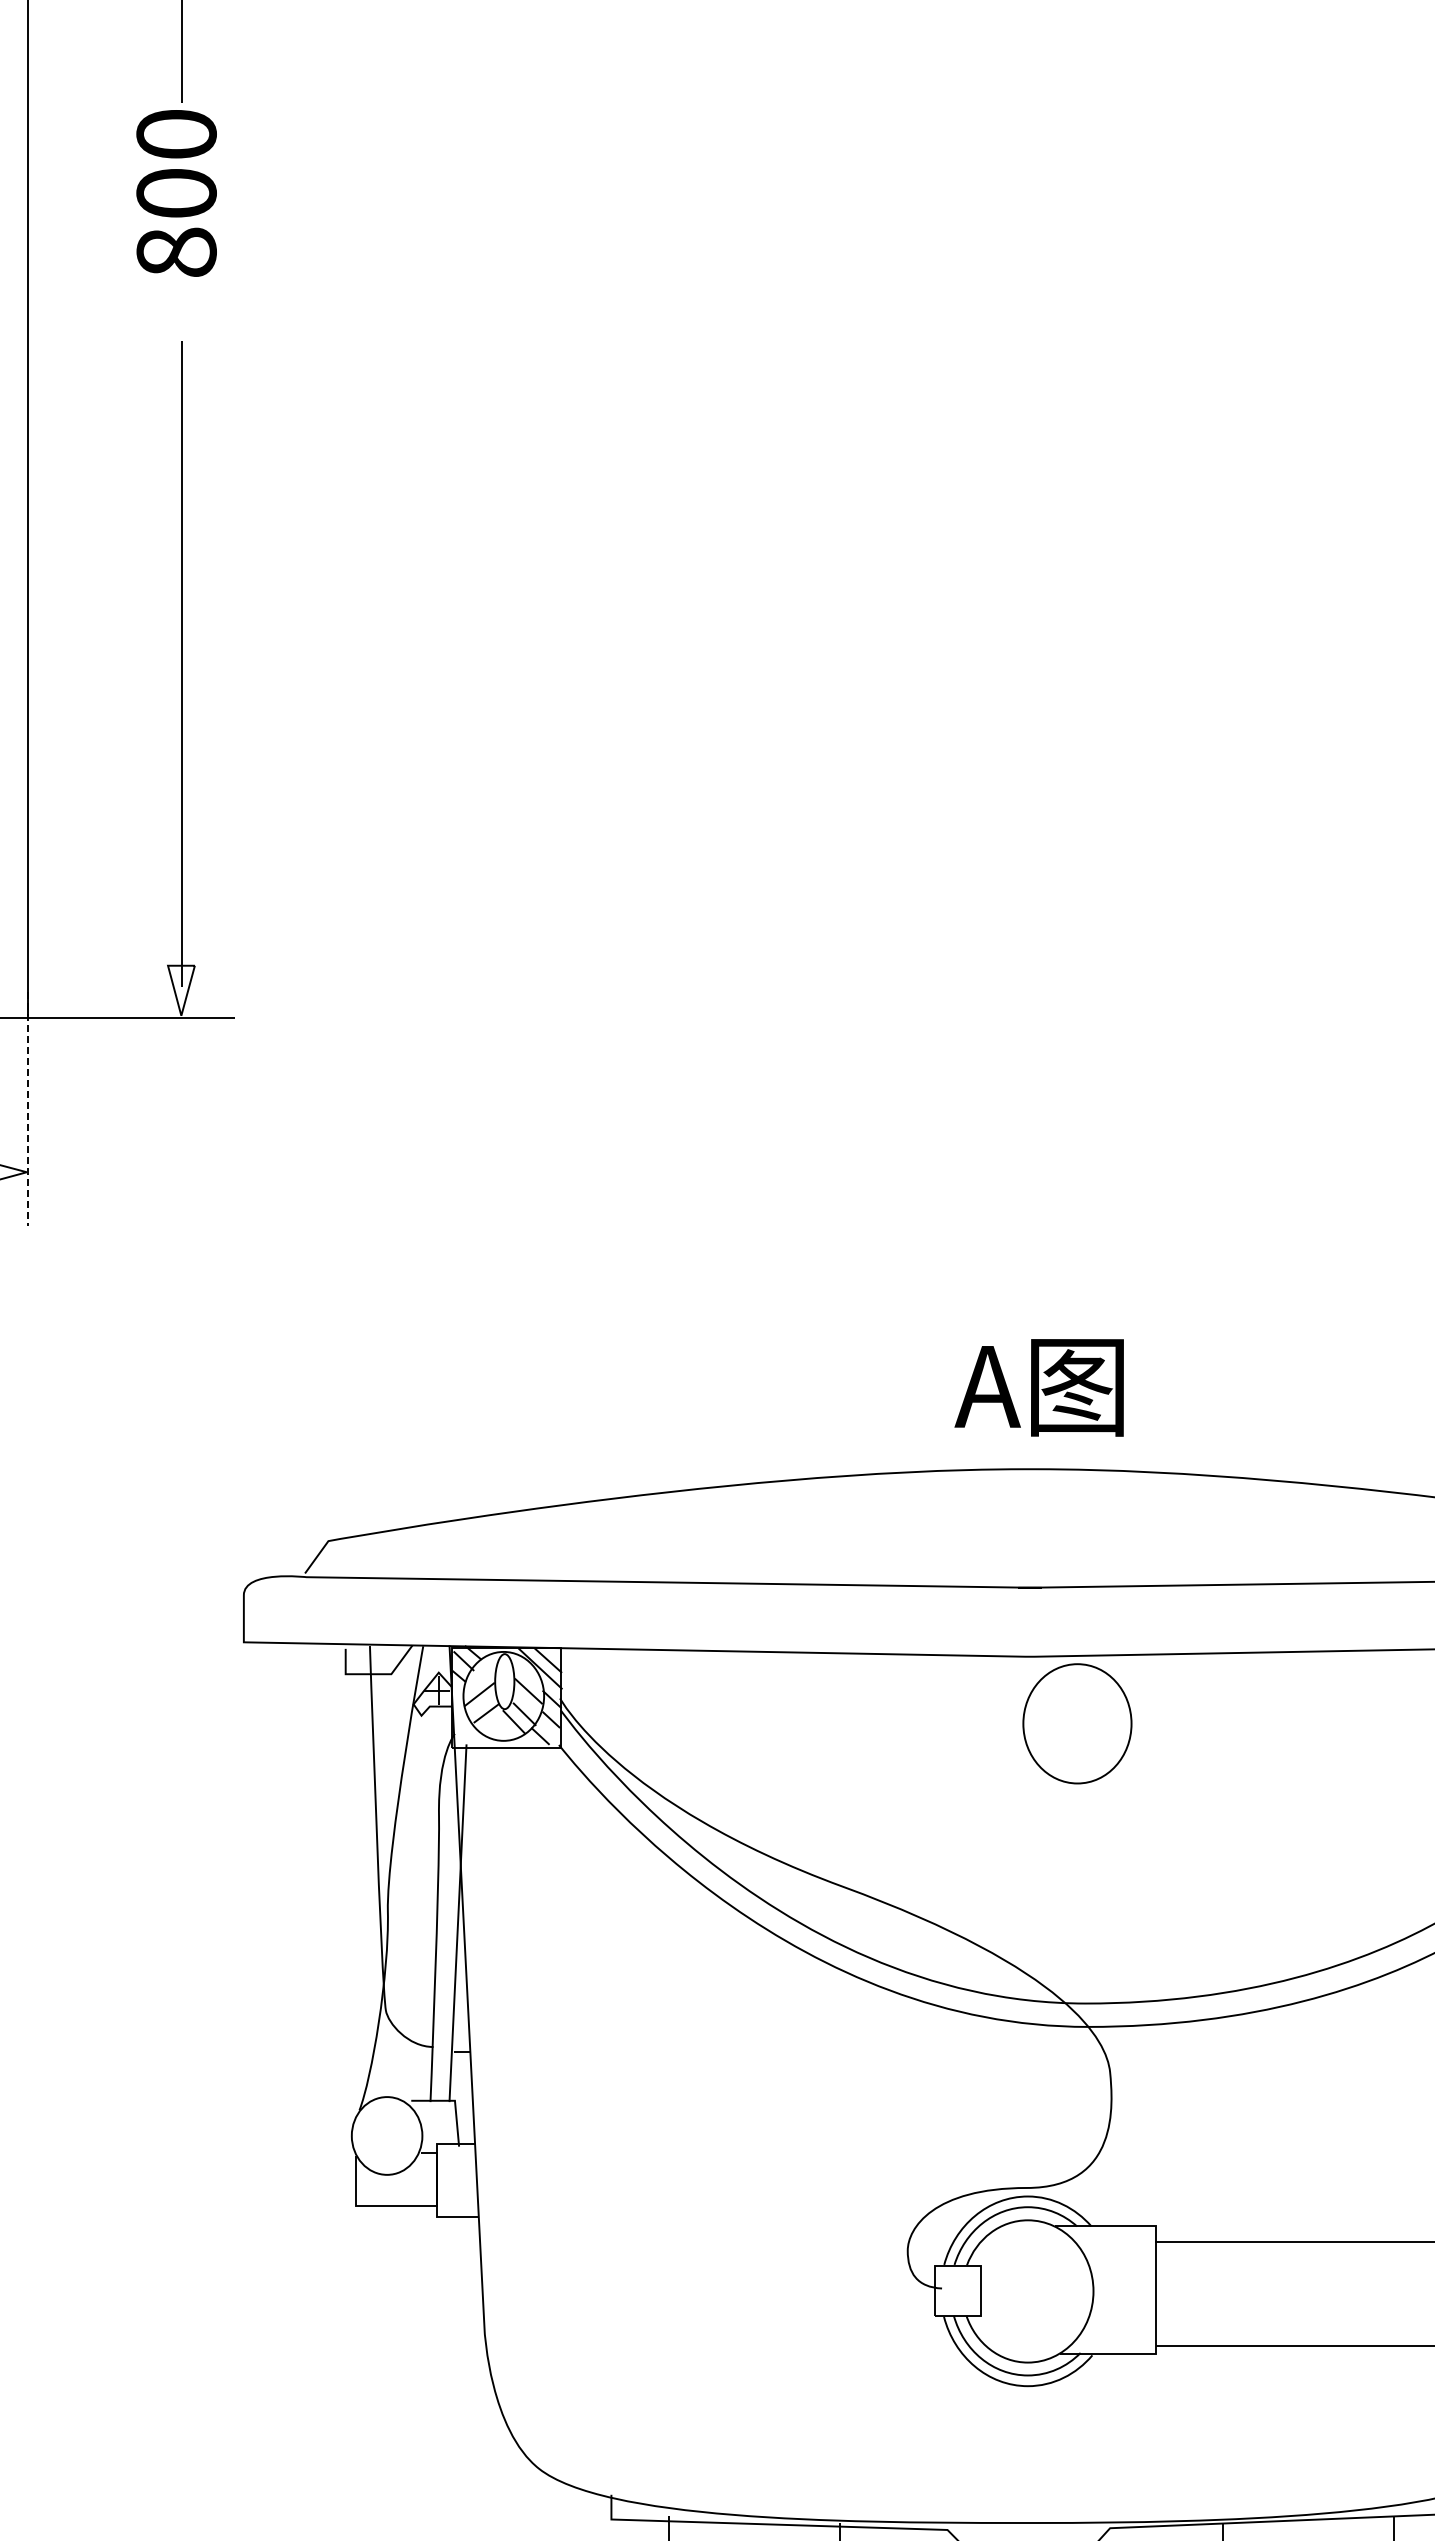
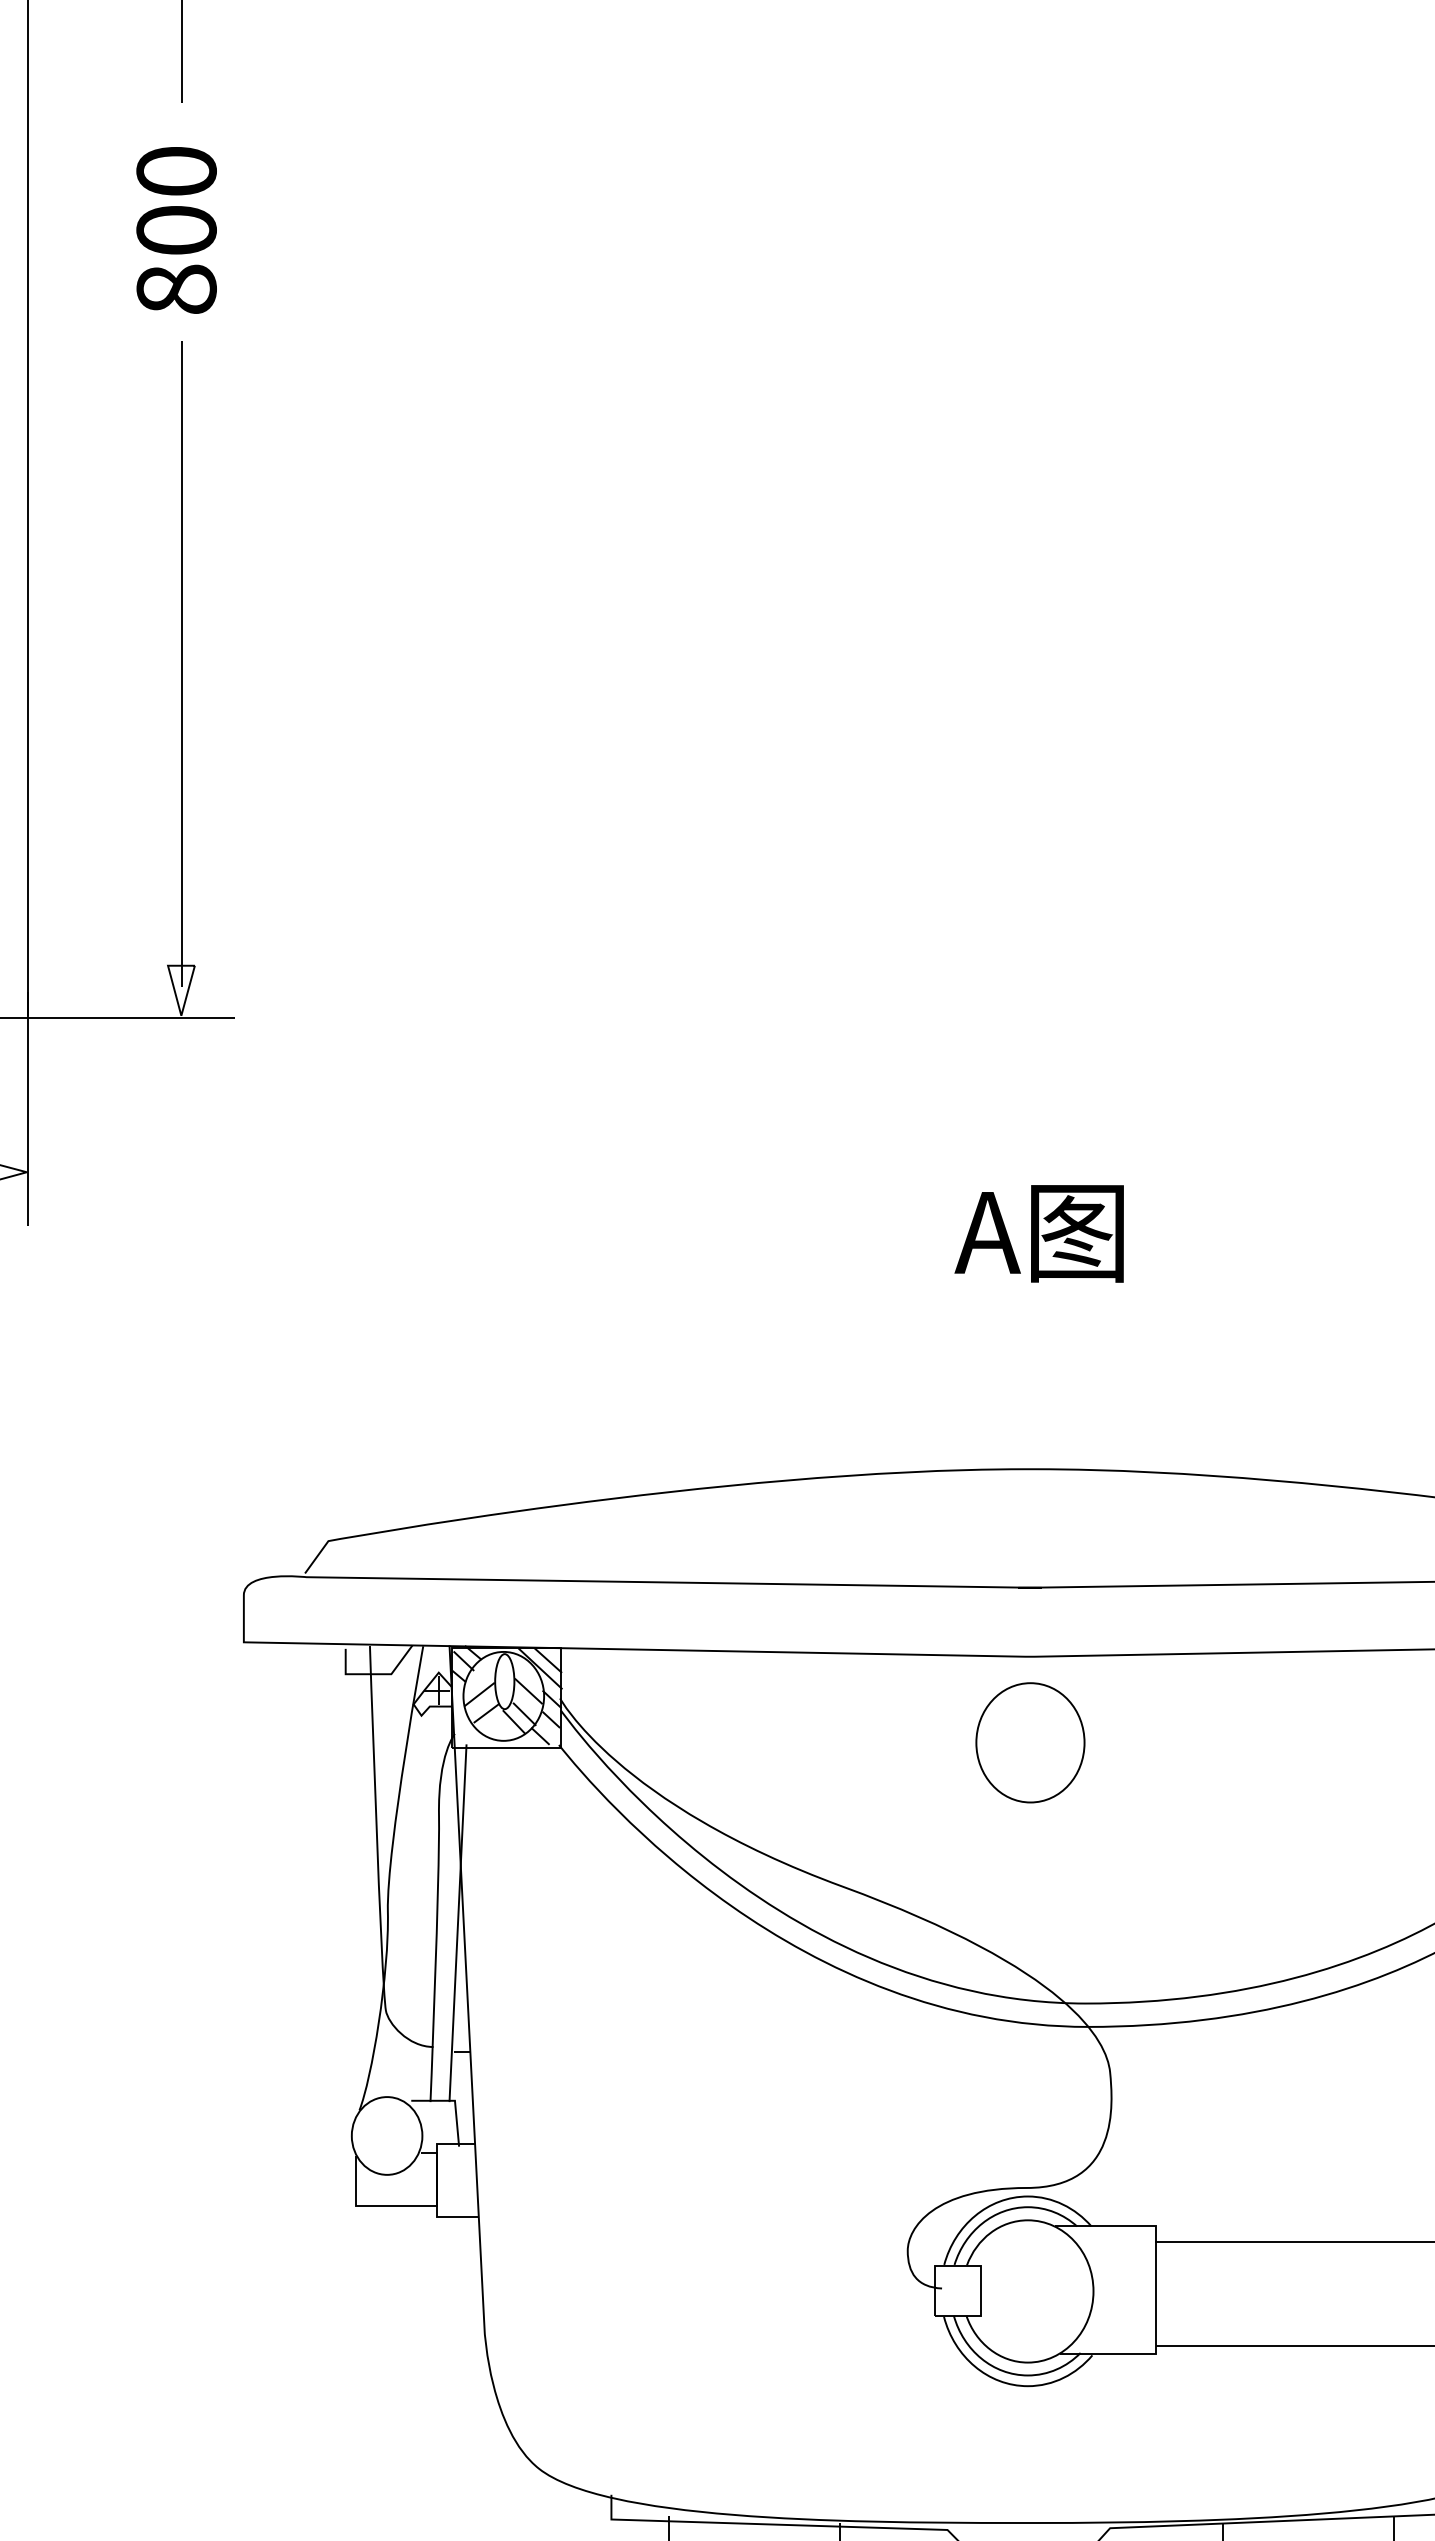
text position: (176, 193) -> (176, 230) (176, 230)
line: dashed -> solid (28, 1109)
text position: (1038, 1387) -> (1038, 1233) (1038, 1233)
part position: (1077, 1723) -> (1030, 1742) (1030, 1742)
